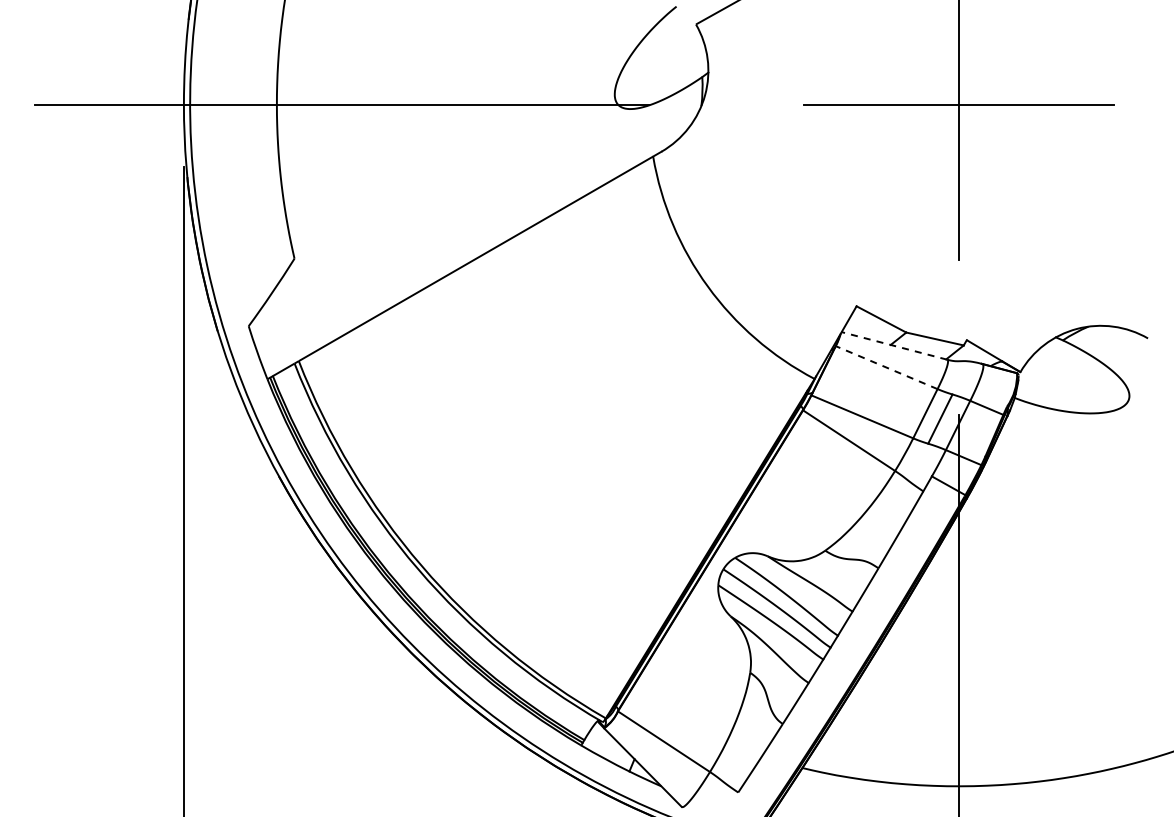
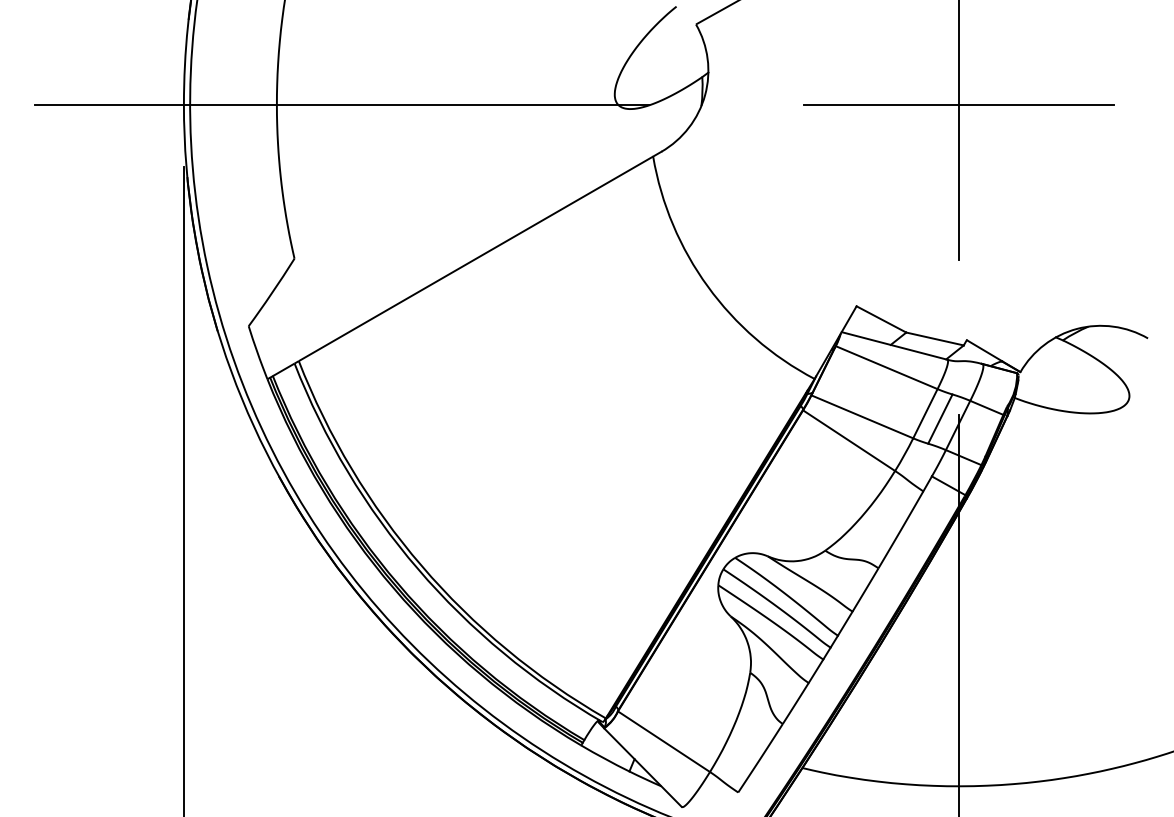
line: dashed -> solid (894, 345)
line: dashed -> solid (886, 367)
